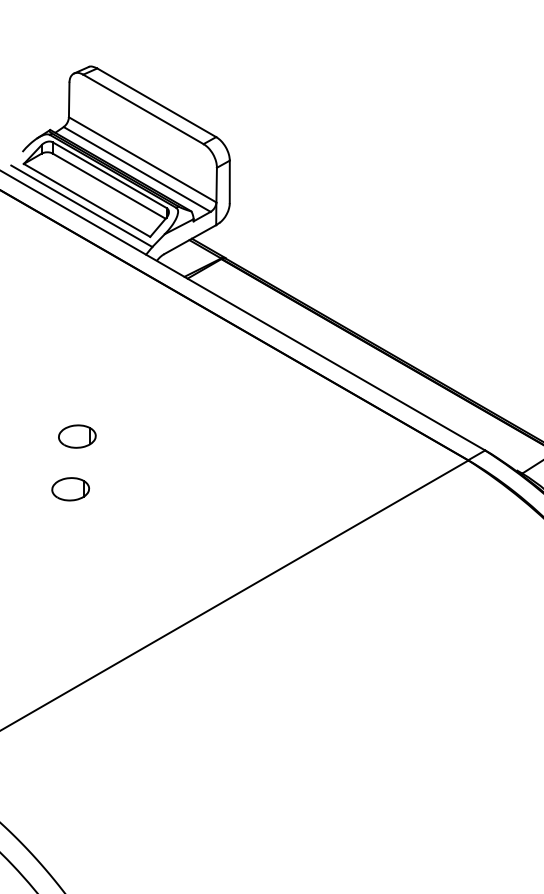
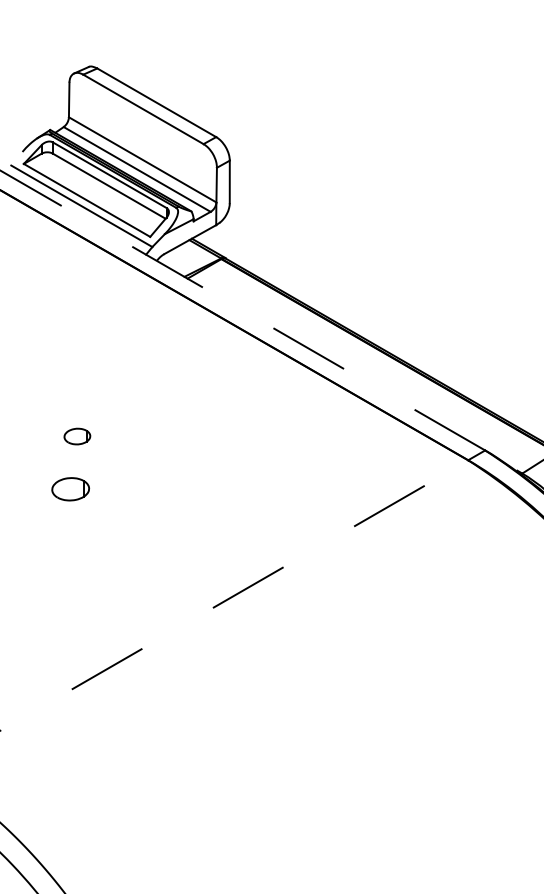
line: solid -> dashed (242, 310)
part size: 39x25 px -> 29x19 px (77, 436)
line: solid -> dashed (235, 595)
